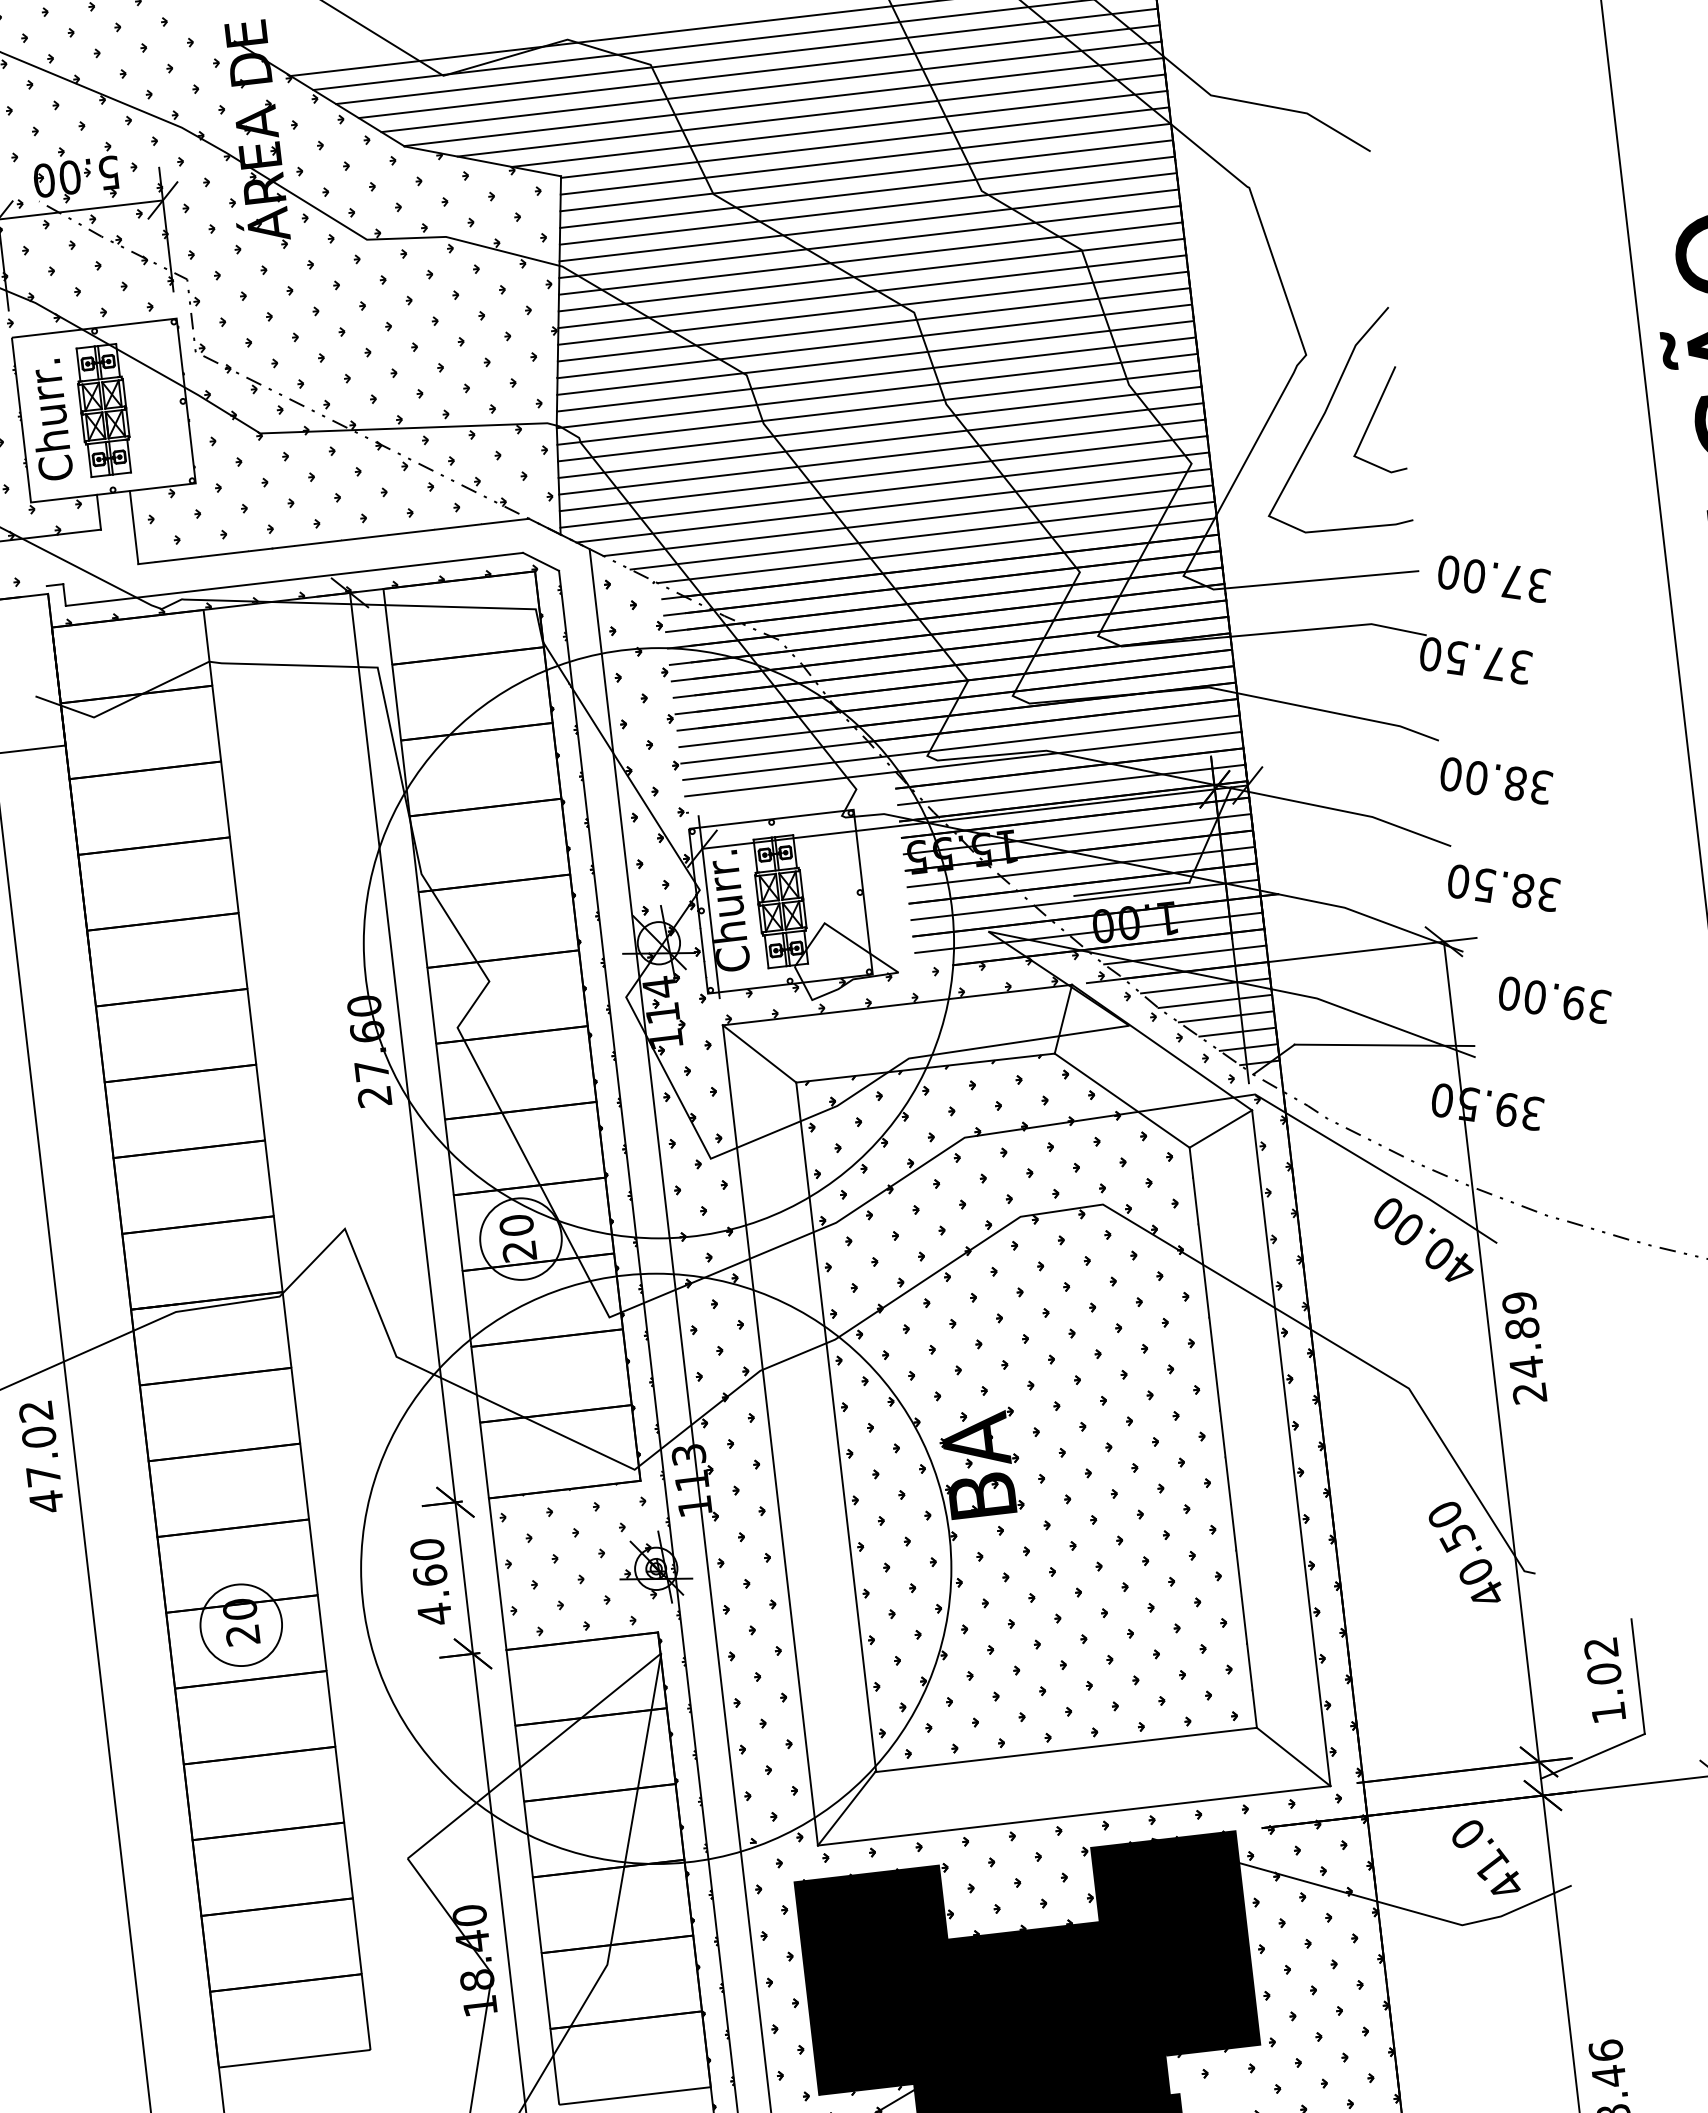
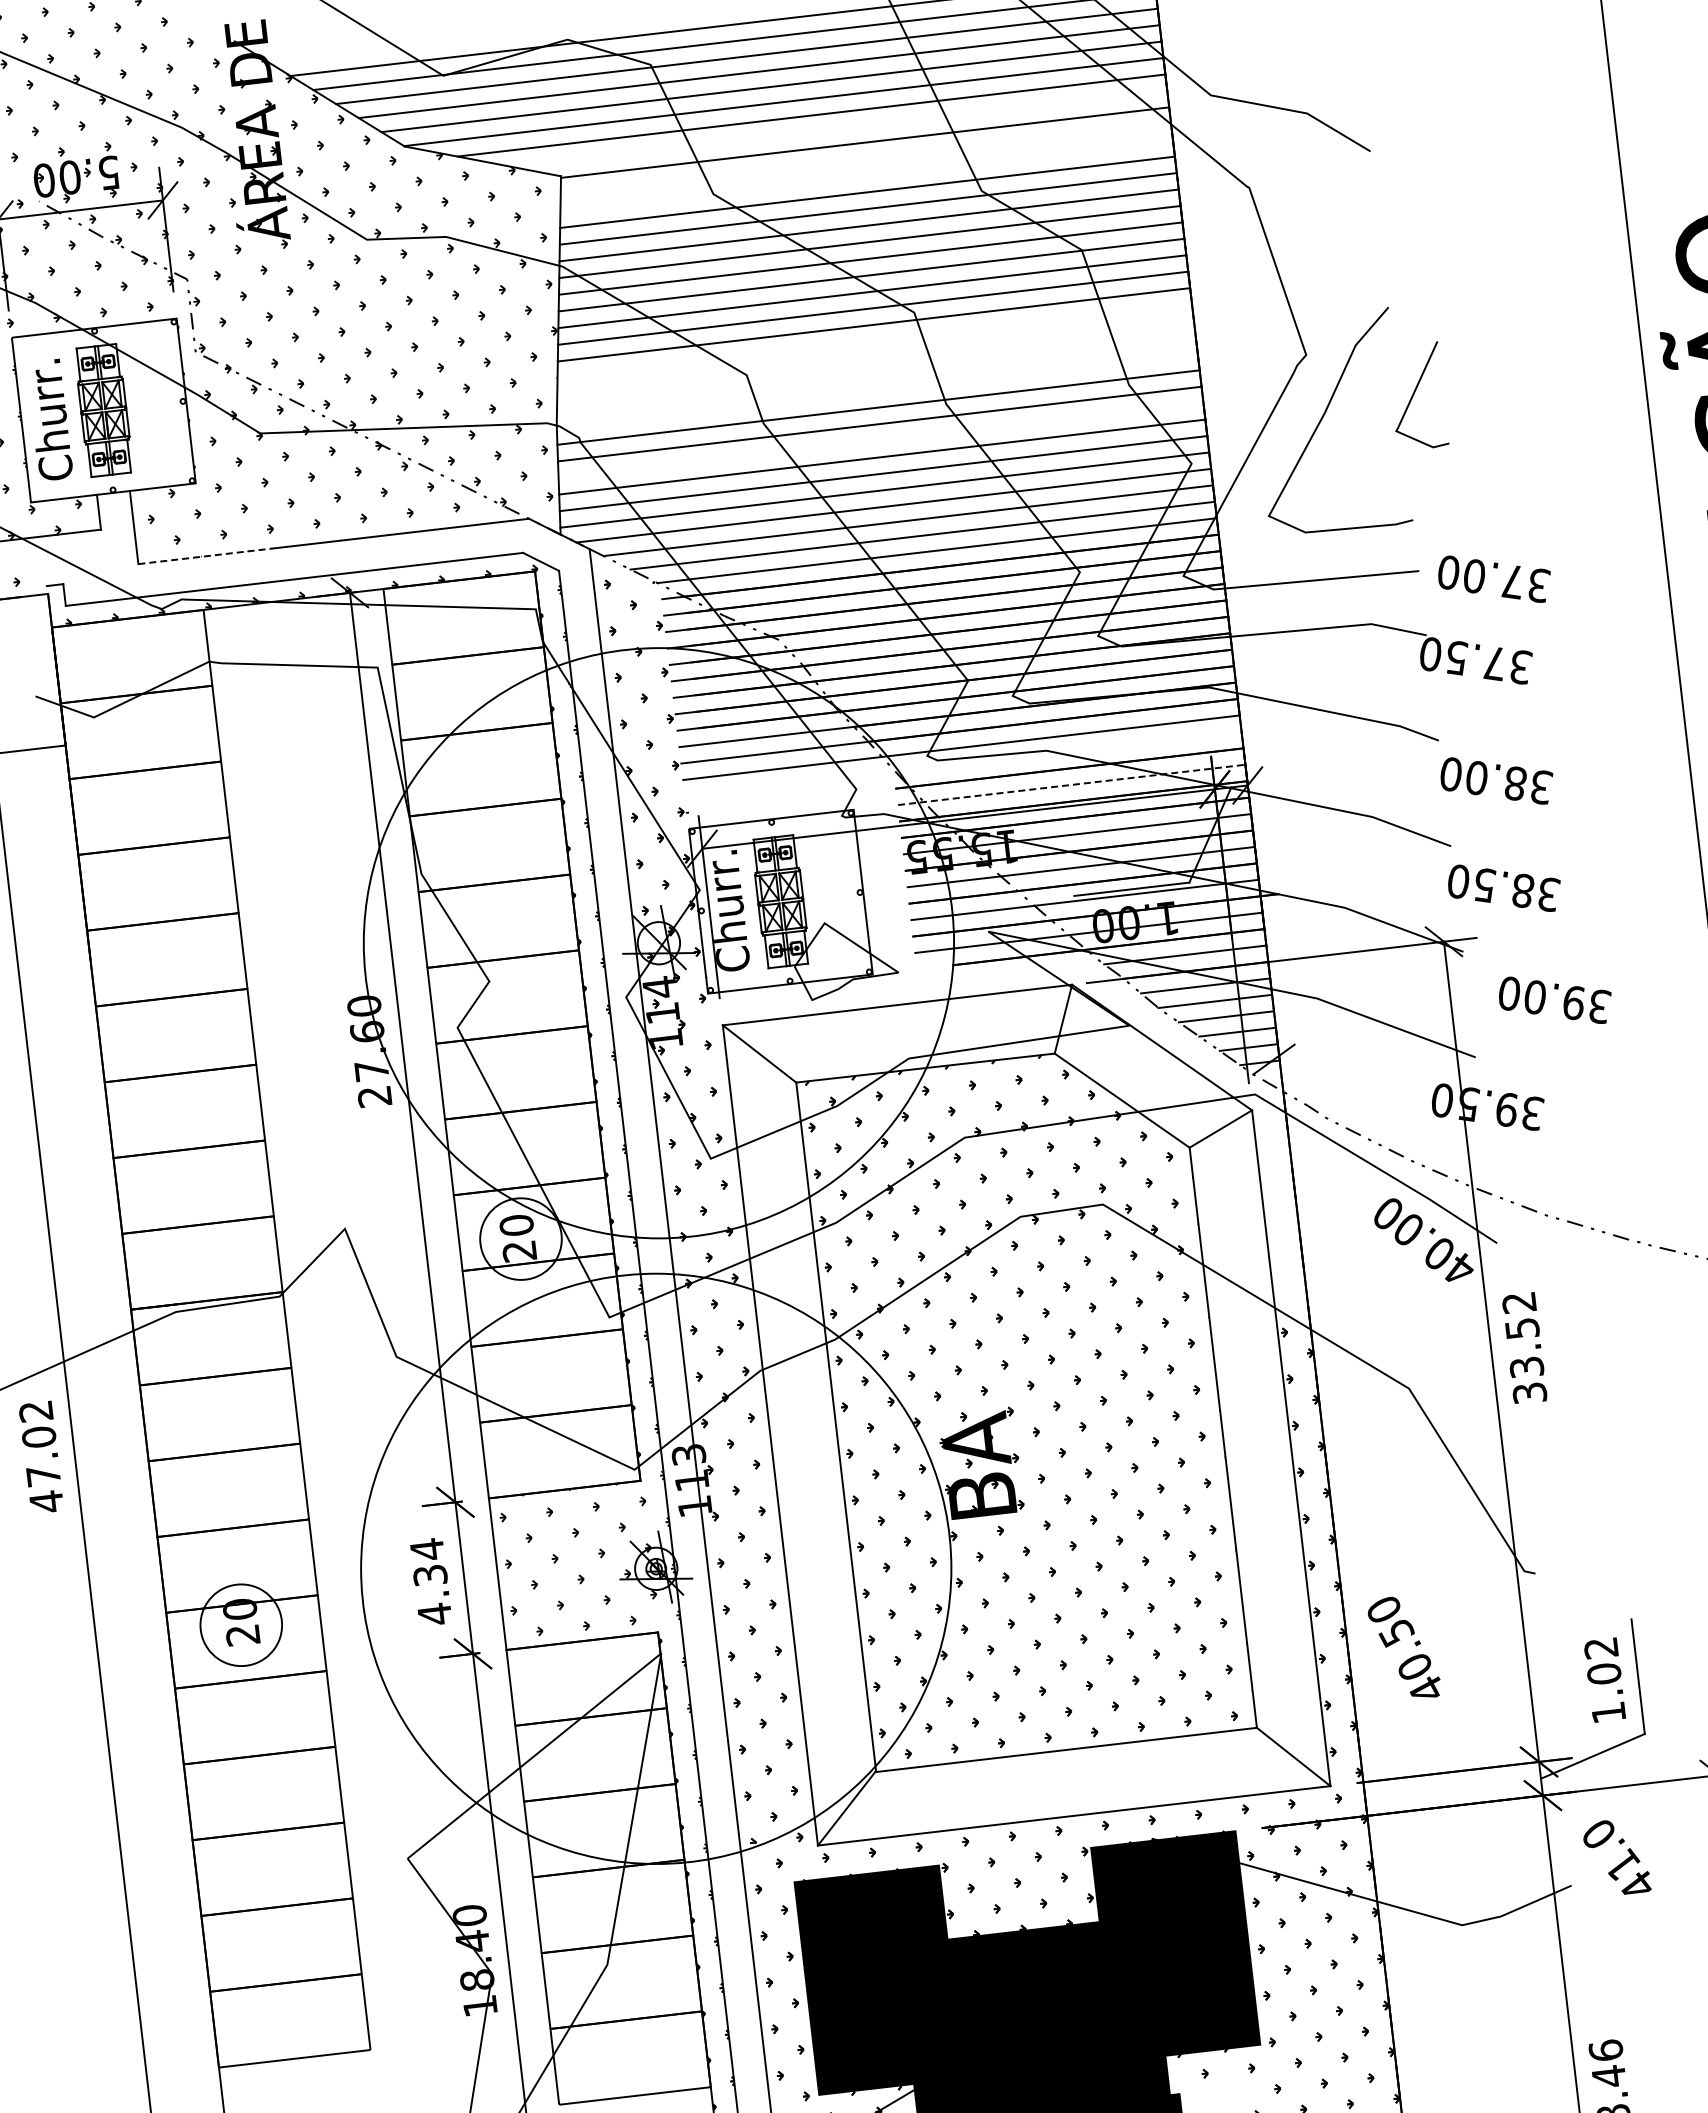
line: present -> none (839, 128)
line: present -> none (865, 158)
line: present -> none (866, 175)
line: present -> none (874, 341)
line: present -> none (875, 357)
line: present -> none (875, 374)
line: present -> none (876, 390)
curve position: (1374, 415) -> (1416, 390) (1416, 390)
line: present -> none (880, 440)
line: solid -> dashed (205, 556)
line: present -> none (963, 763)
line: solid -> dashed (1071, 784)
line: present -> none (1384, 1045)
hatch: present -> none (1016, 1131)
text: 24.89 -> 33.52 (1524, 1348)
text position: (1464, 1552) -> (1403, 1647) (1403, 1647)
text: 4.60 -> 4.34 (428, 1562)
text position: (1486, 1857) -> (1617, 1857) (1617, 1857)
